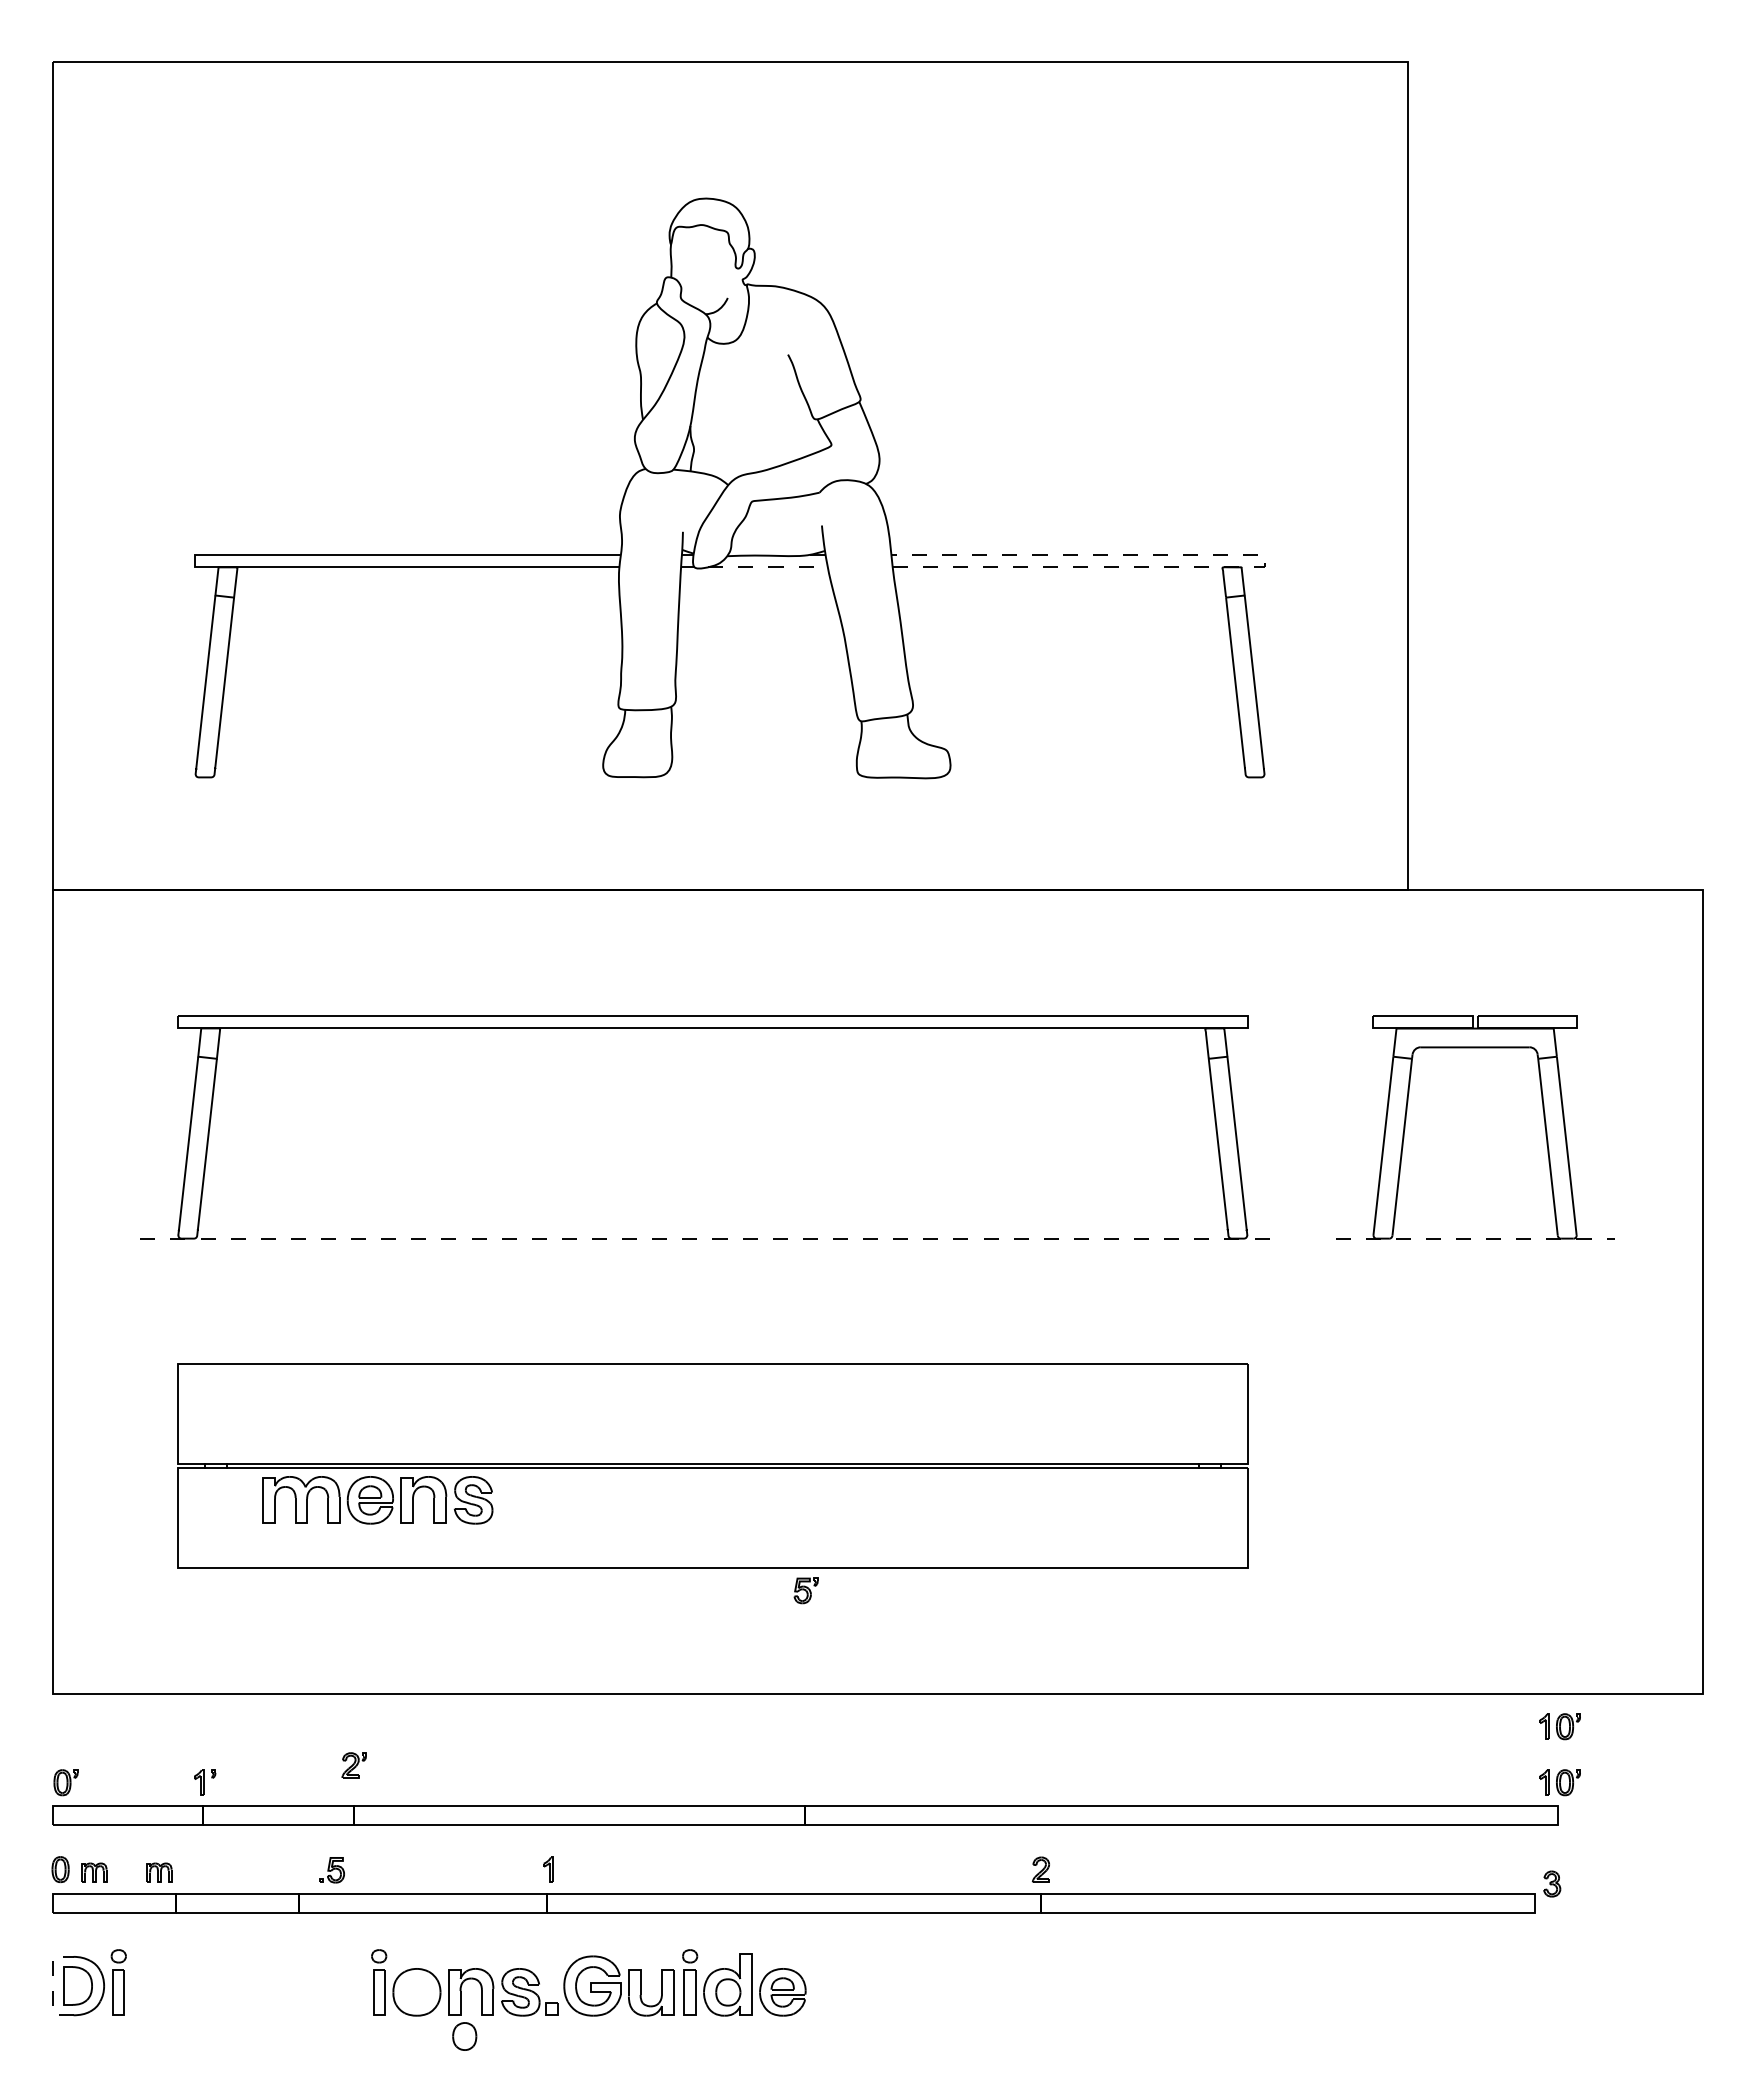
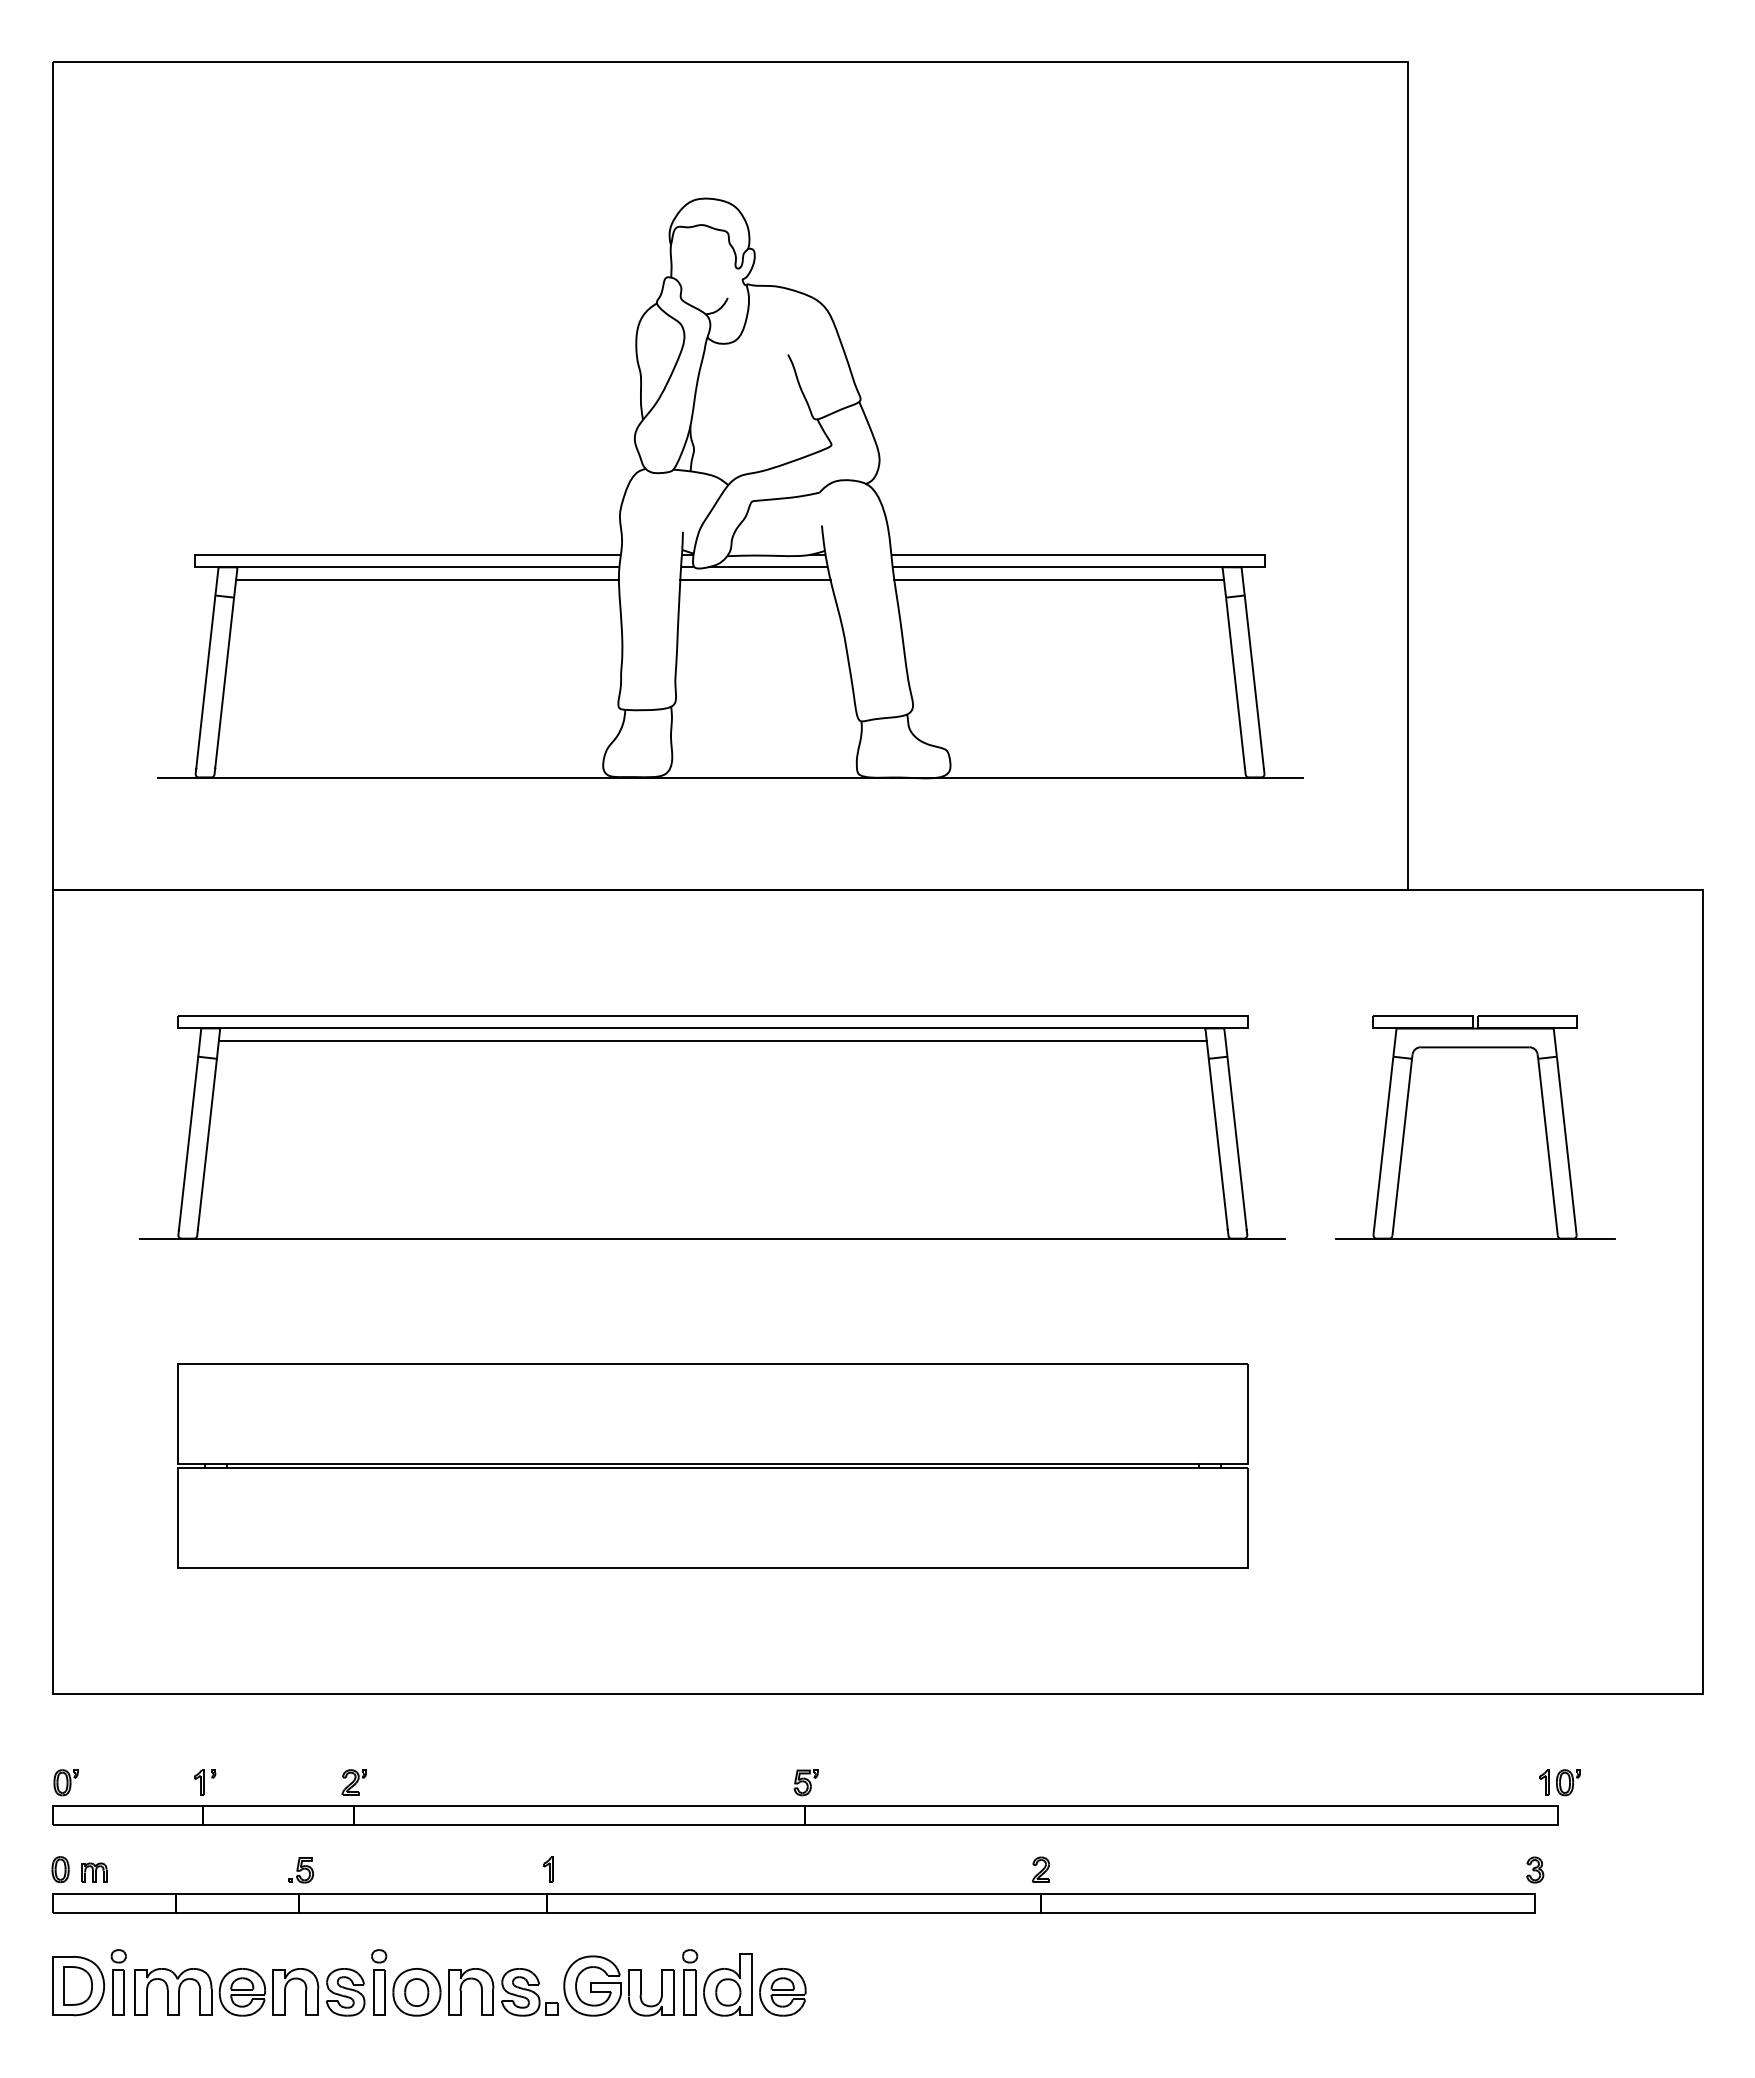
line: dashed -> solid (1264, 560)
line: dashed -> solid (768, 567)
line: none -> present (427, 579)
line: none -> present (755, 579)
line: none -> present (1059, 579)
line: none -> present (729, 777)
line: none -> present (712, 1041)
line: dashed -> solid (712, 1238)
line: dashed -> solid (1475, 1238)
part position: (377, 1500) -> (249, 1992) (249, 1992)
part position: (805, 1590) -> (805, 1782) (805, 1782)
part: present -> none (1559, 1726)
part position: (353, 1765) -> (353, 1782) (353, 1782)
part position: (331, 1870) -> (300, 1870) (300, 1870)
part: present -> none (159, 1872)
part position: (1552, 1883) -> (1535, 1869) (1535, 1869)
line: dashed -> solid (52, 1985)
part position: (464, 2036) -> (416, 1992) (416, 1992)
